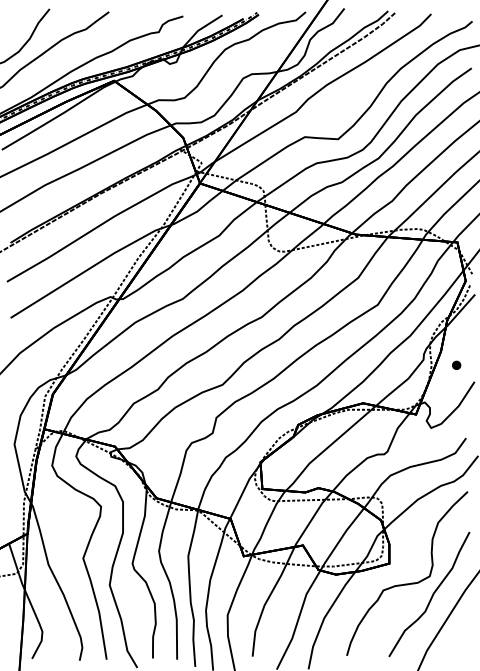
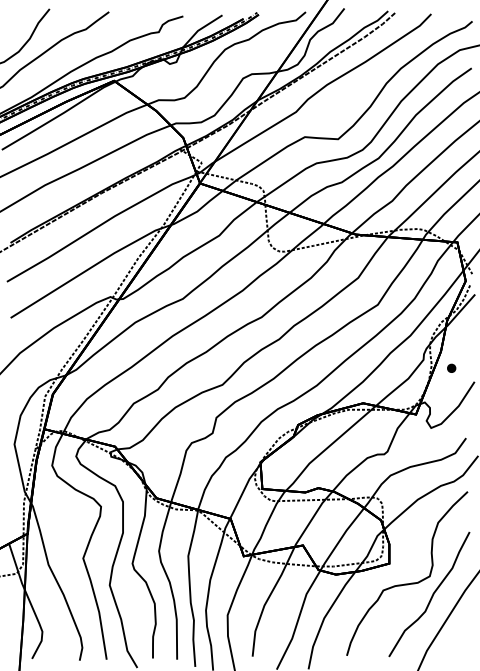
part position: (456, 364) -> (451, 367) (451, 367)
